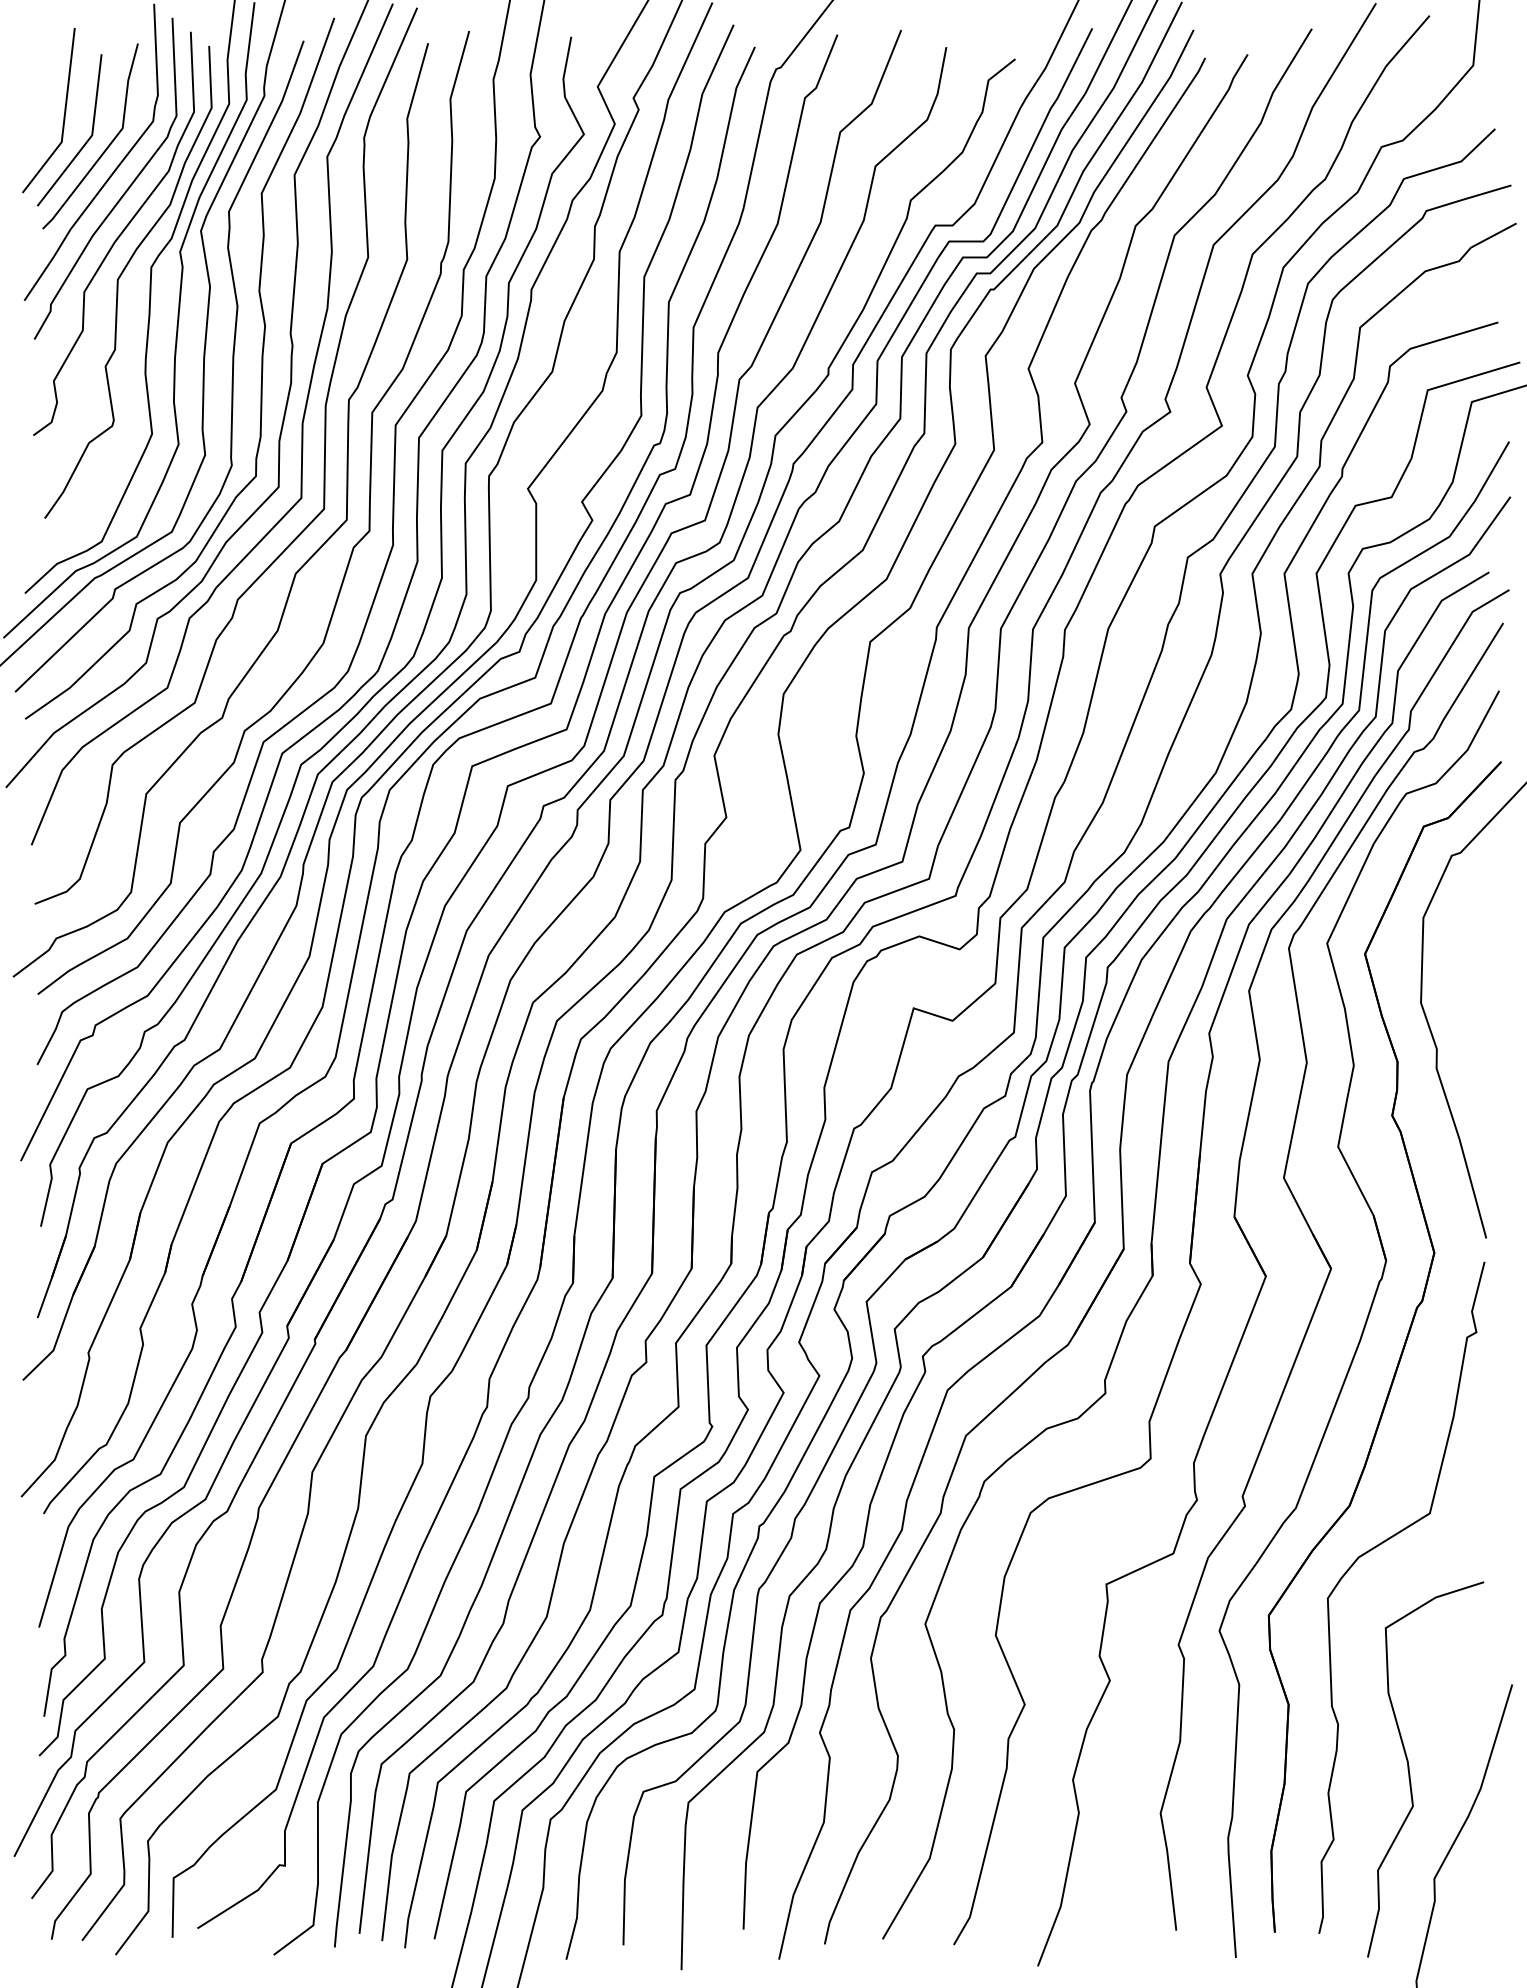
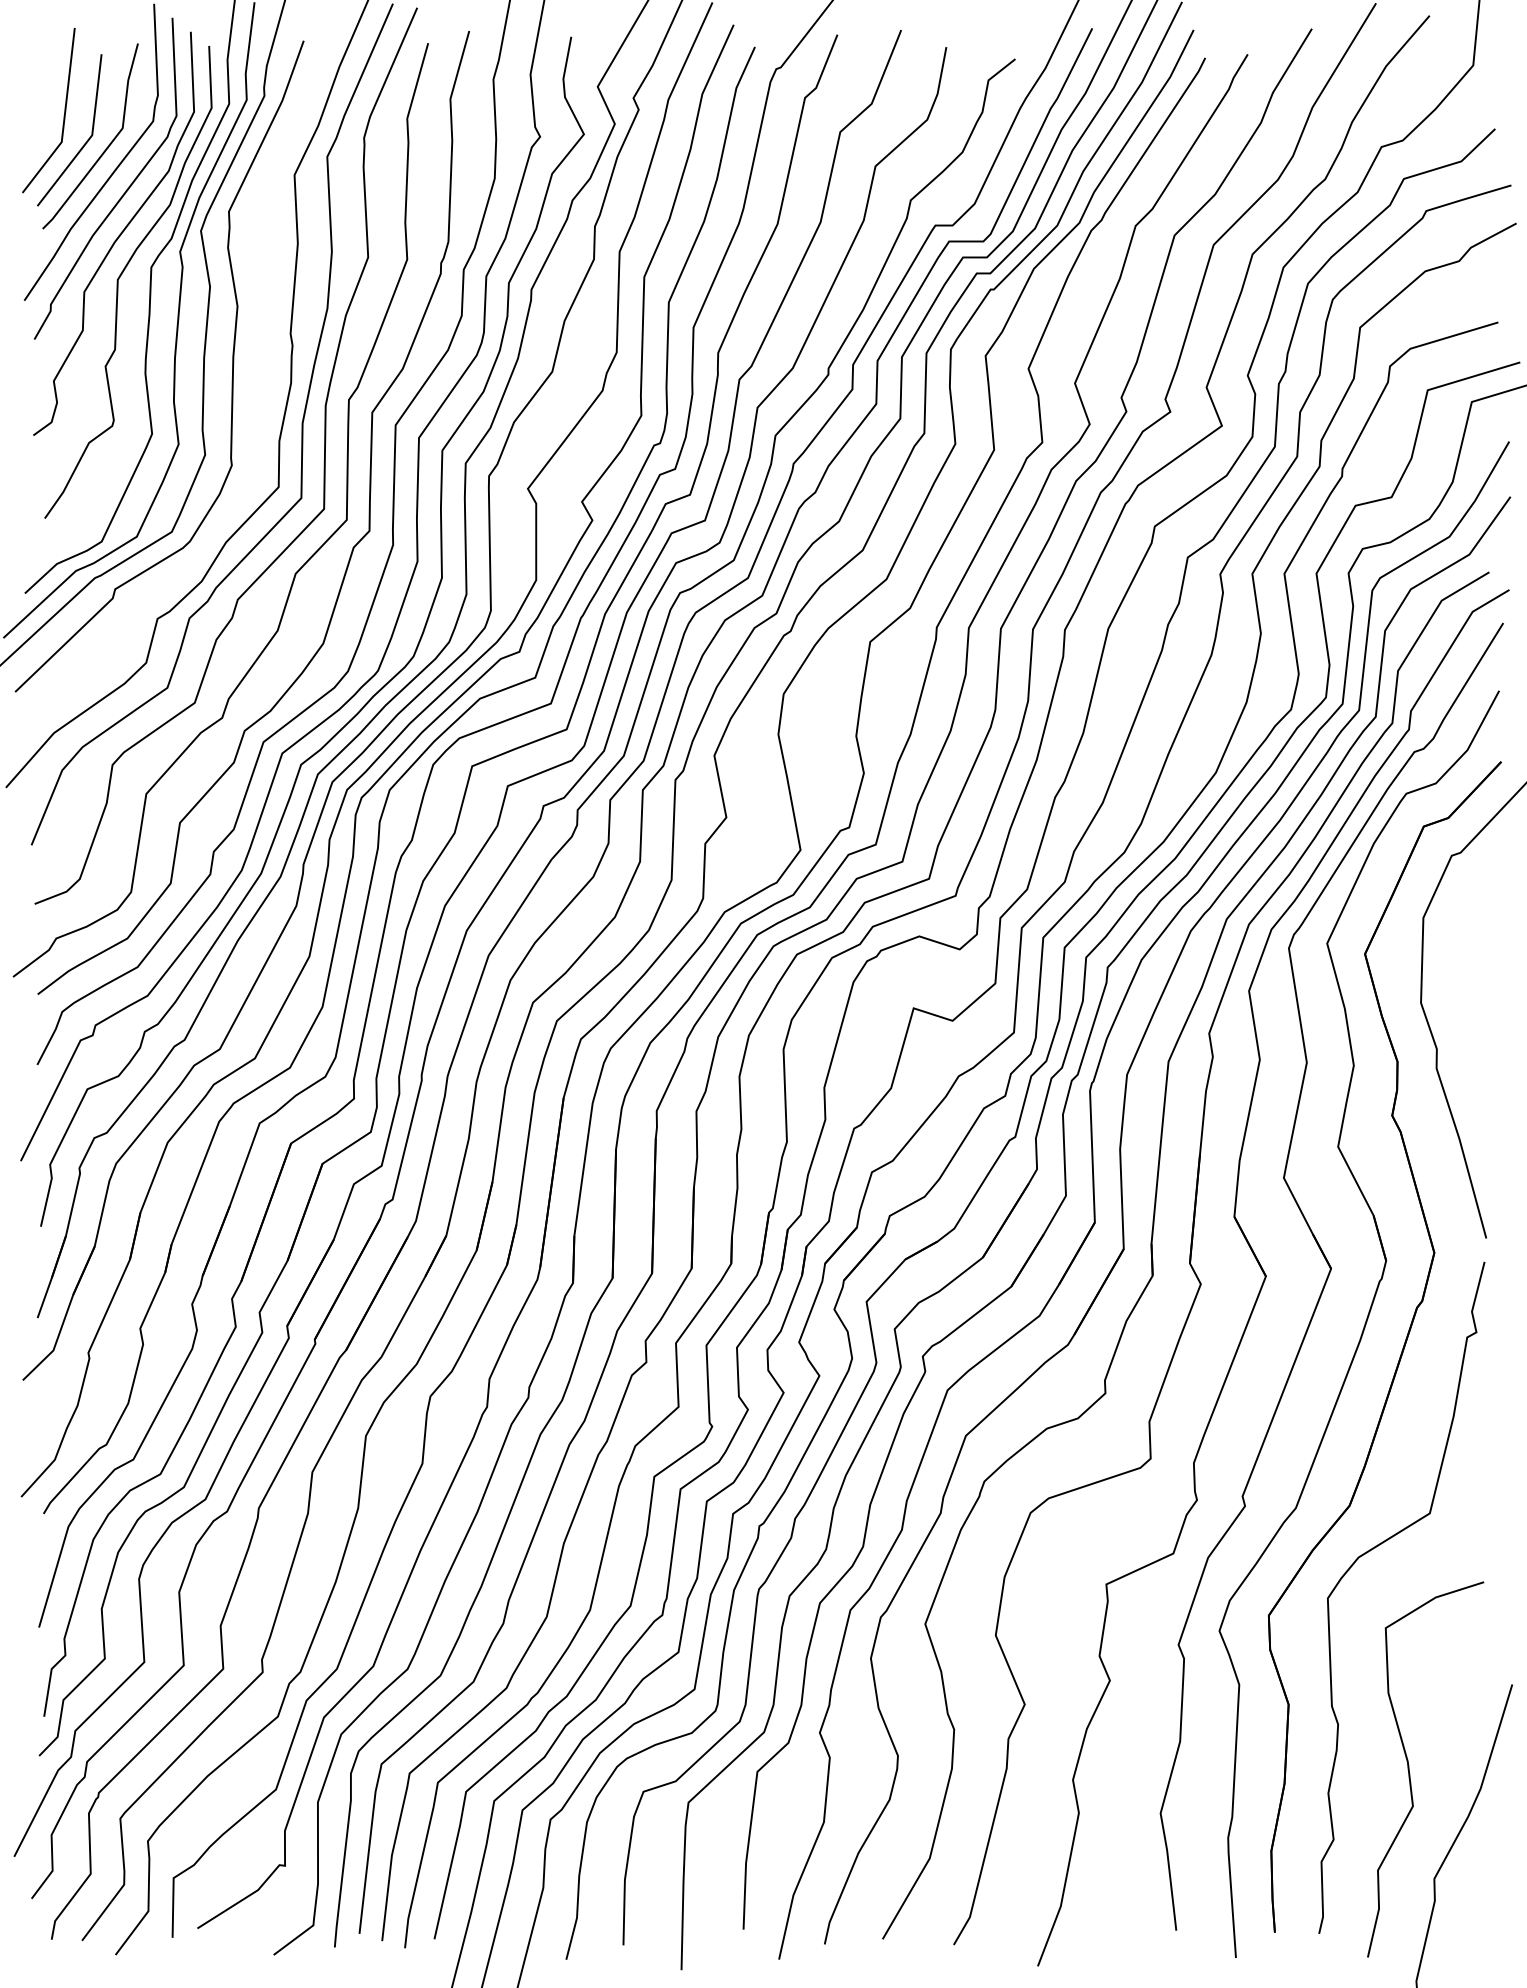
curve: present -> none (261, 368)
